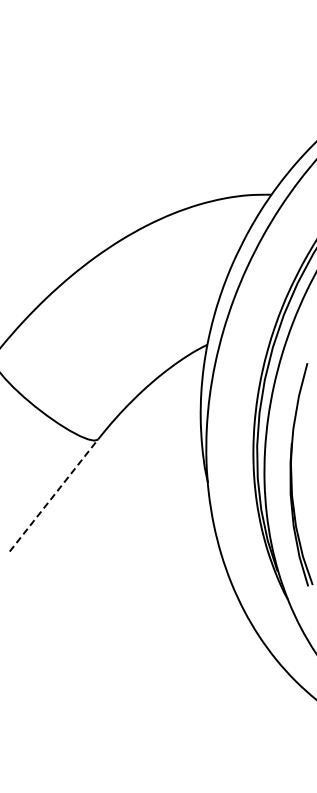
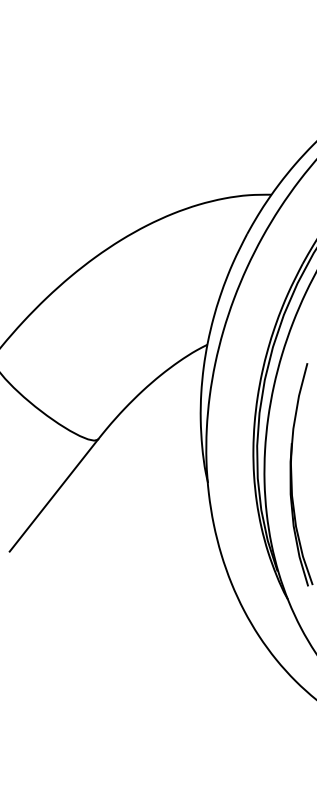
line: dashed -> solid (54, 495)
